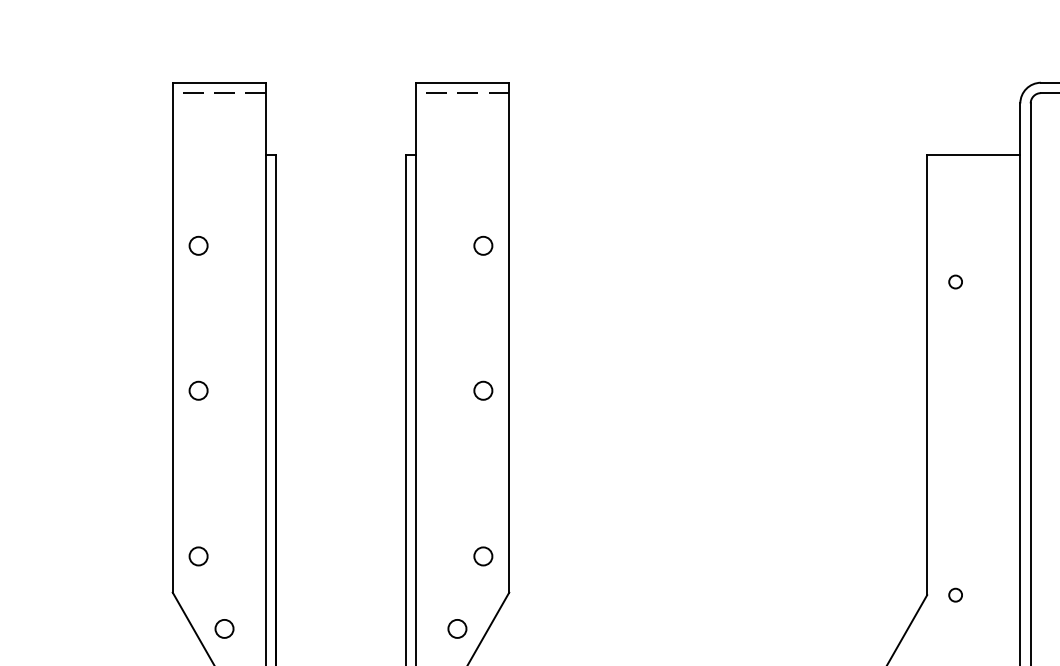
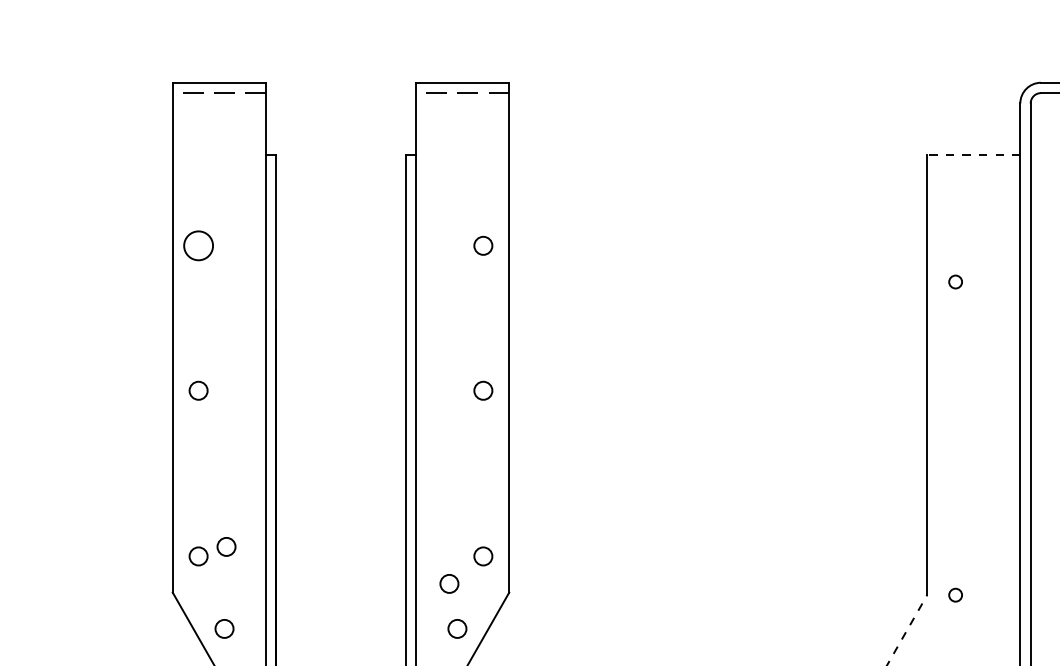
line: solid -> dashed (973, 155)
circle diameter: 18 px -> 29 px (198, 245)
circle: none -> present (226, 546)
circle: none -> present (449, 583)
line: solid -> dashed (907, 629)
